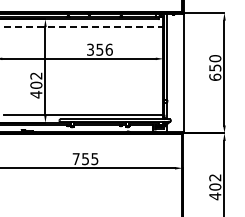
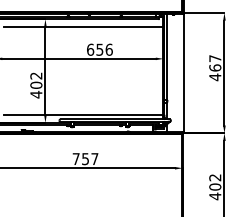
line: dashed -> solid (83, 26)
text: 356 -> 656 (90, 49)
text: 650 -> 467 (215, 68)
text: 755 -> 757 (94, 159)
